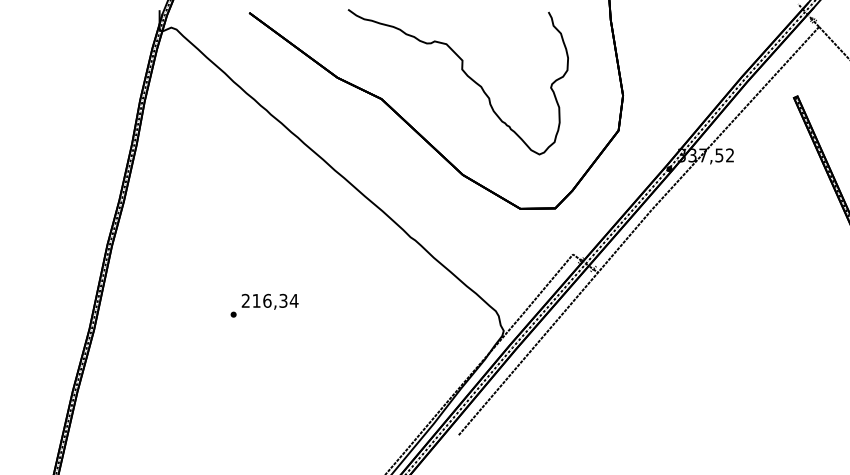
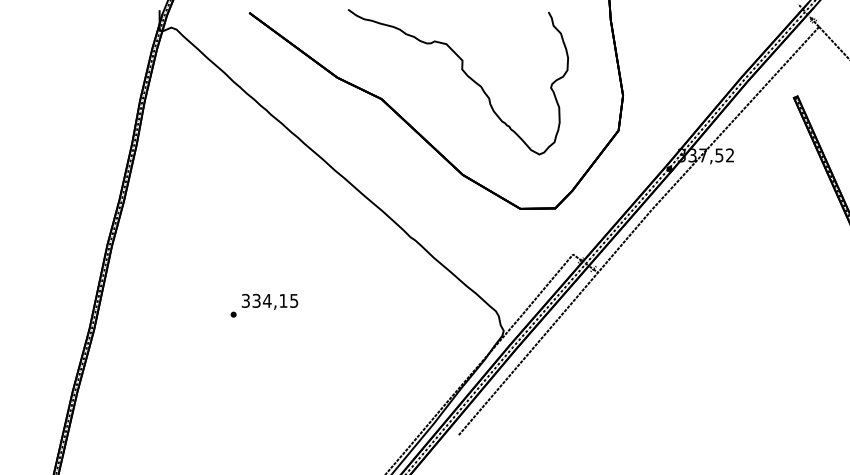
text: 216,34 -> 334,15 (269, 300)
